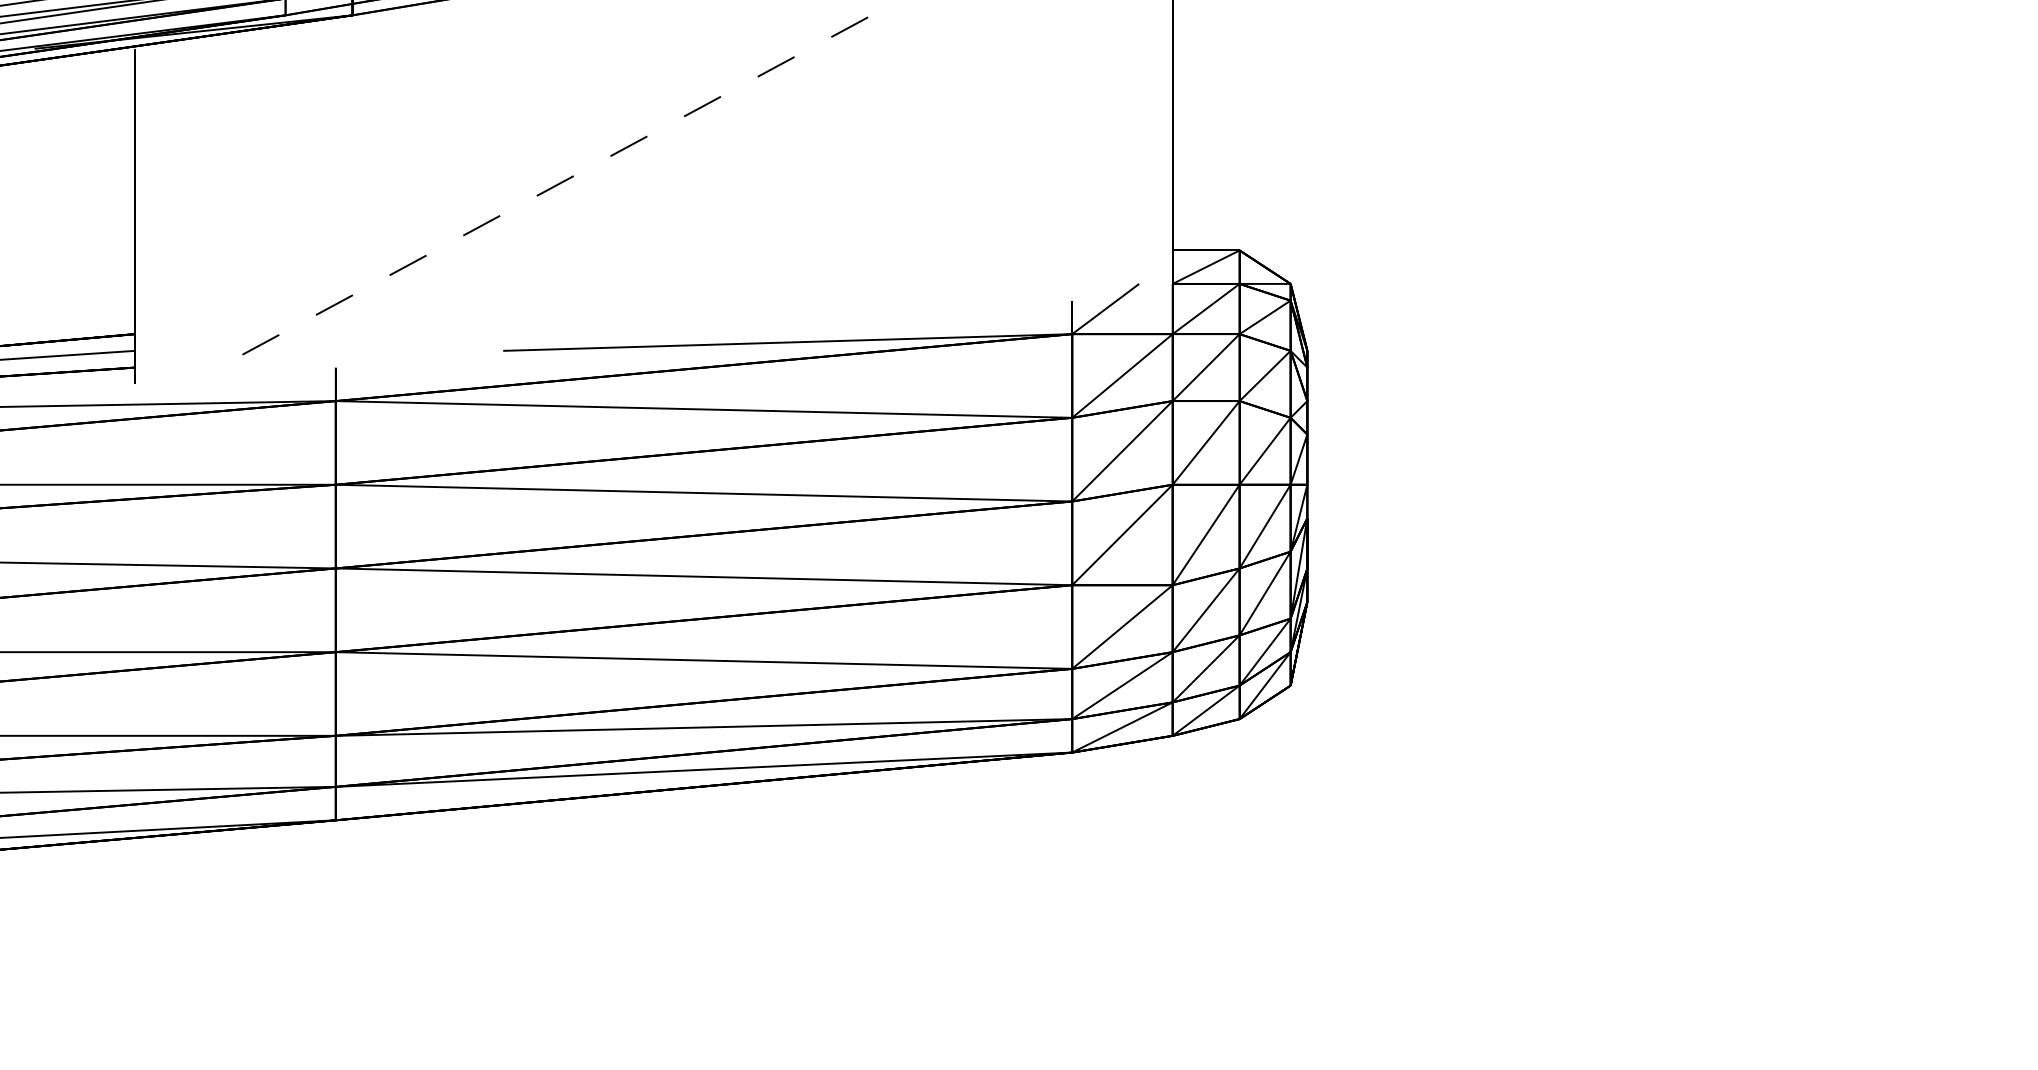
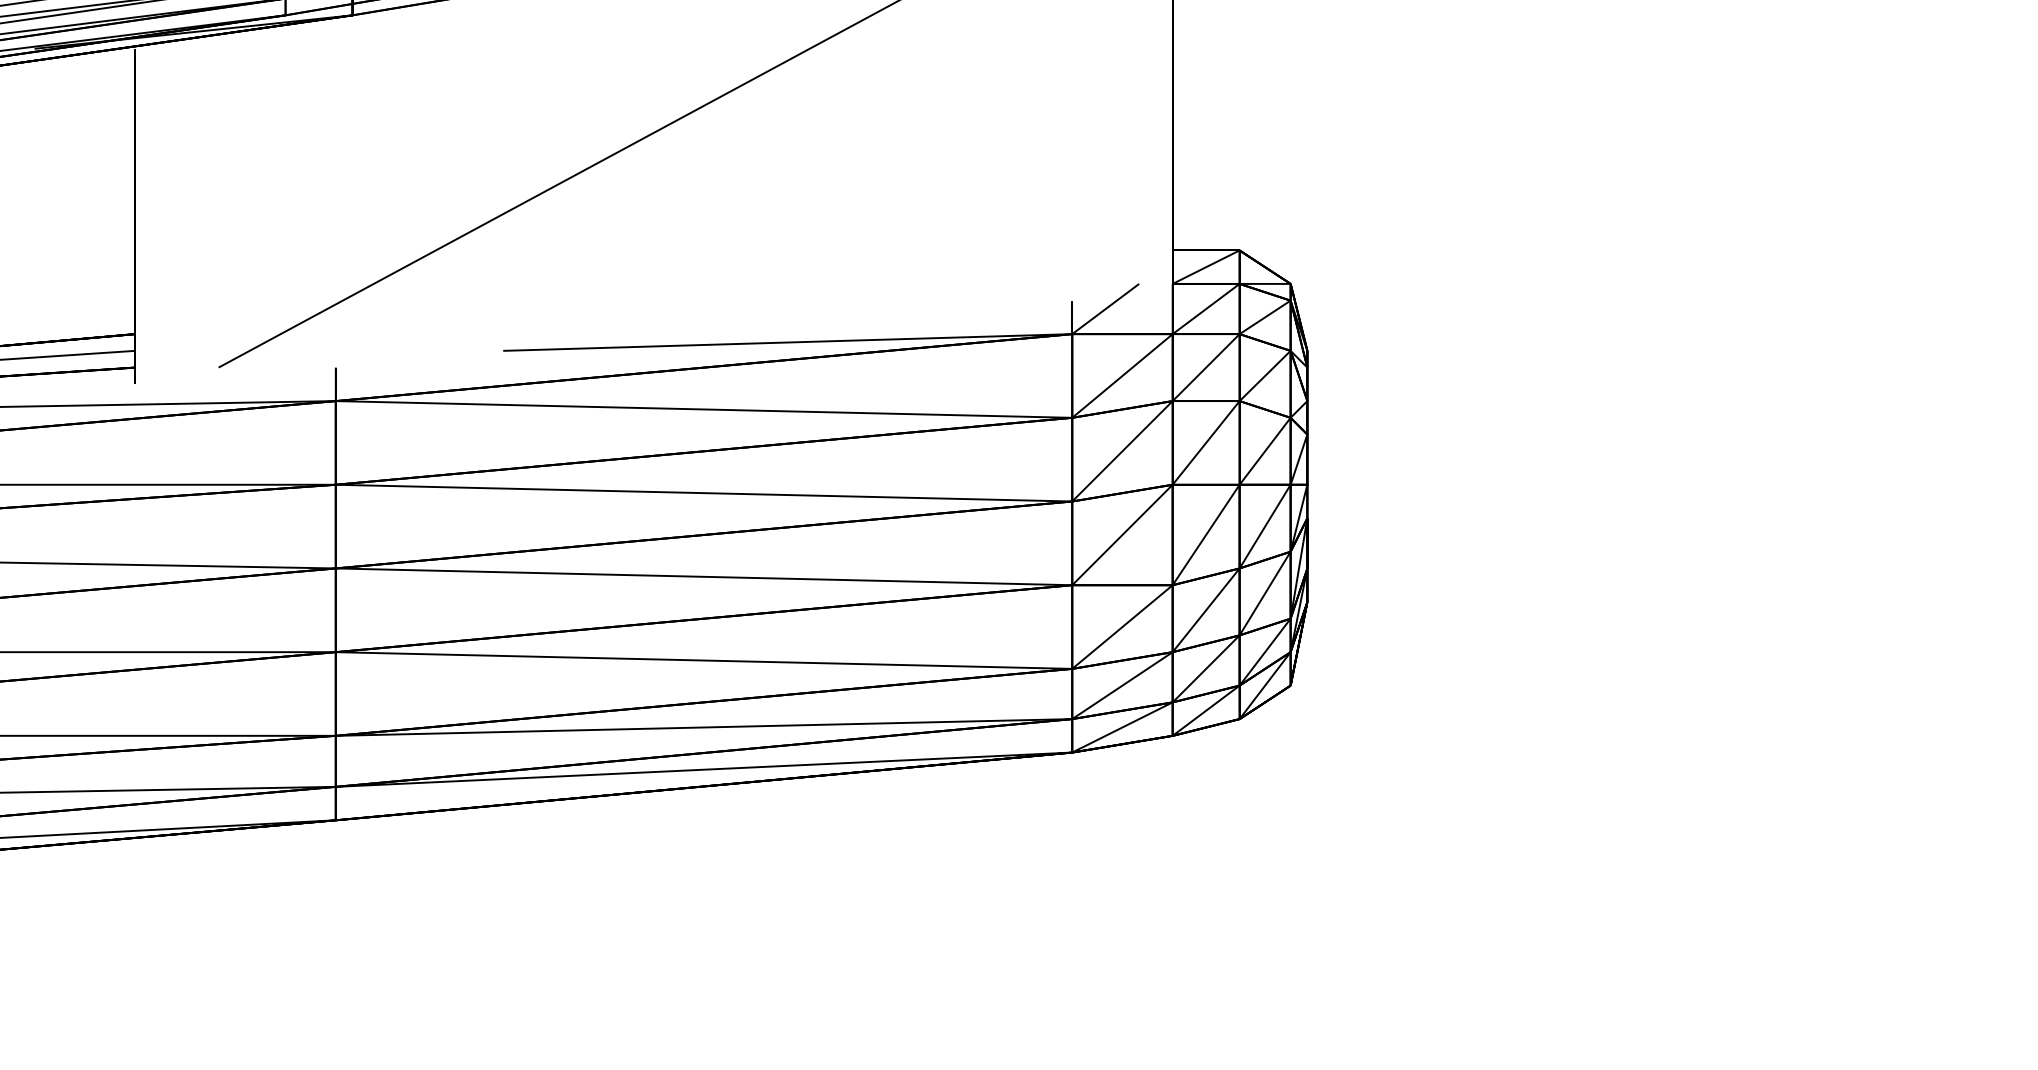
line: dashed -> solid (559, 183)
